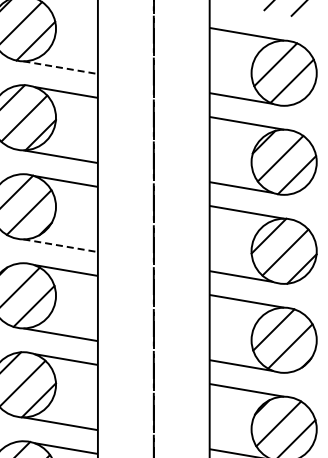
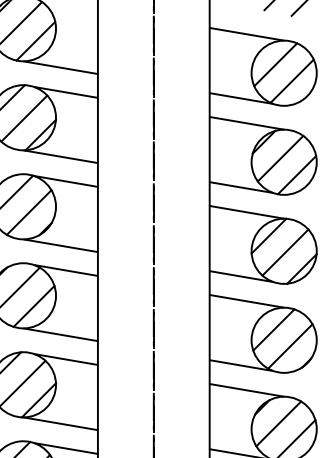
line: dashed -> solid (60, 67)
line: dashed -> solid (60, 245)
